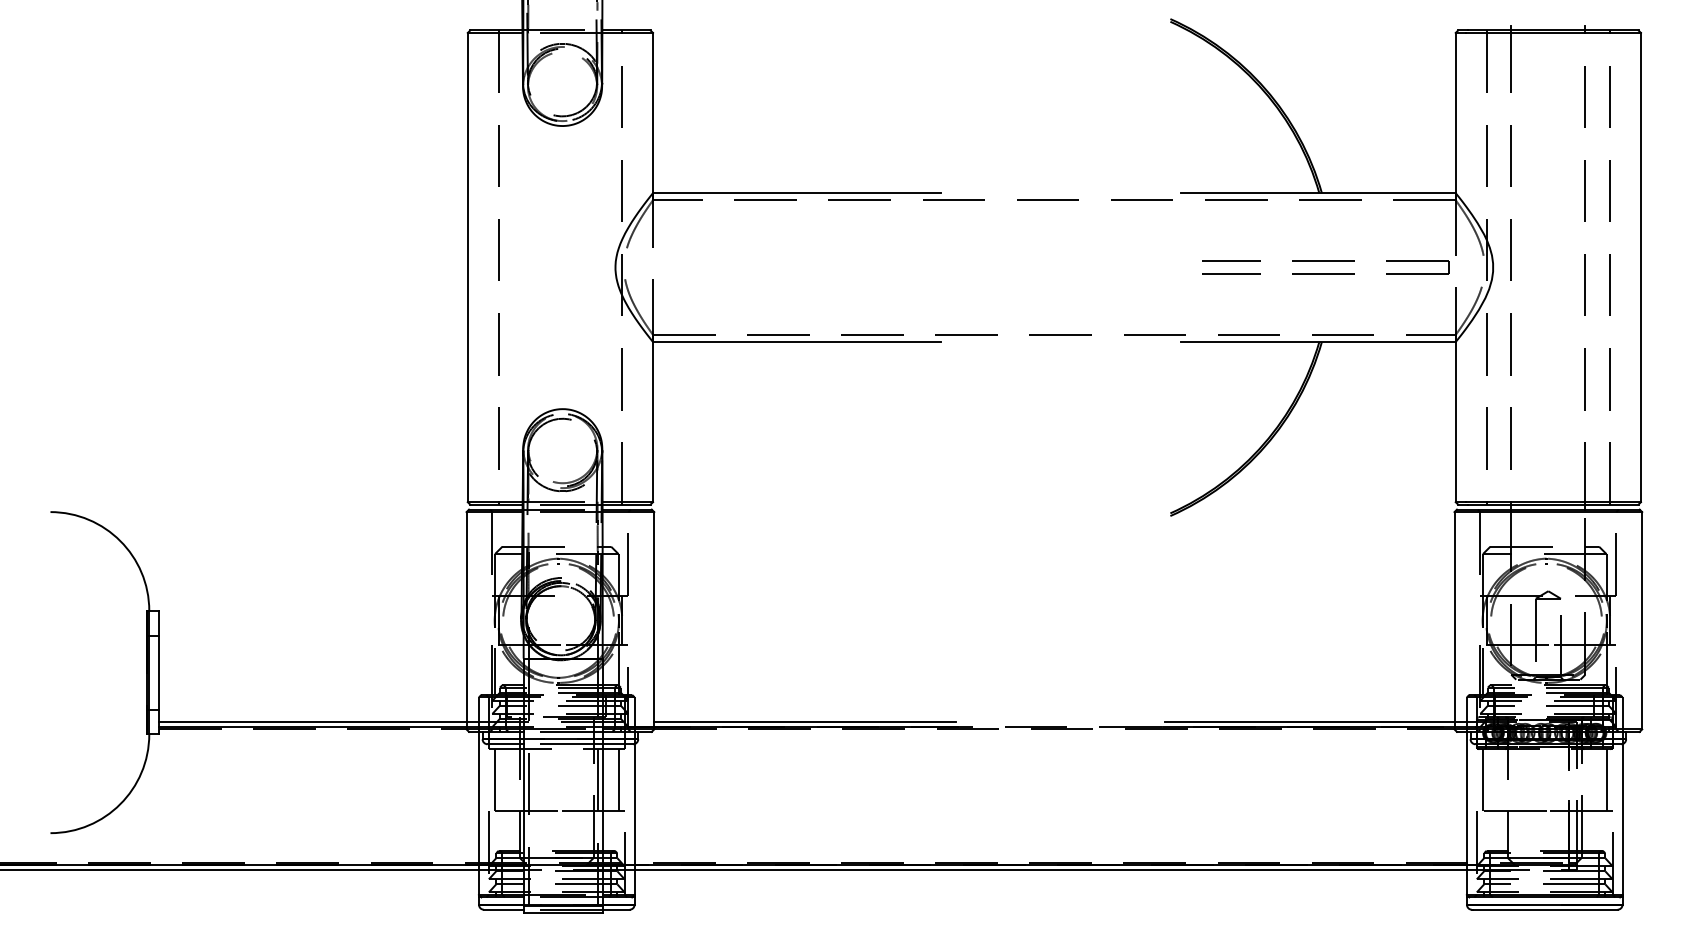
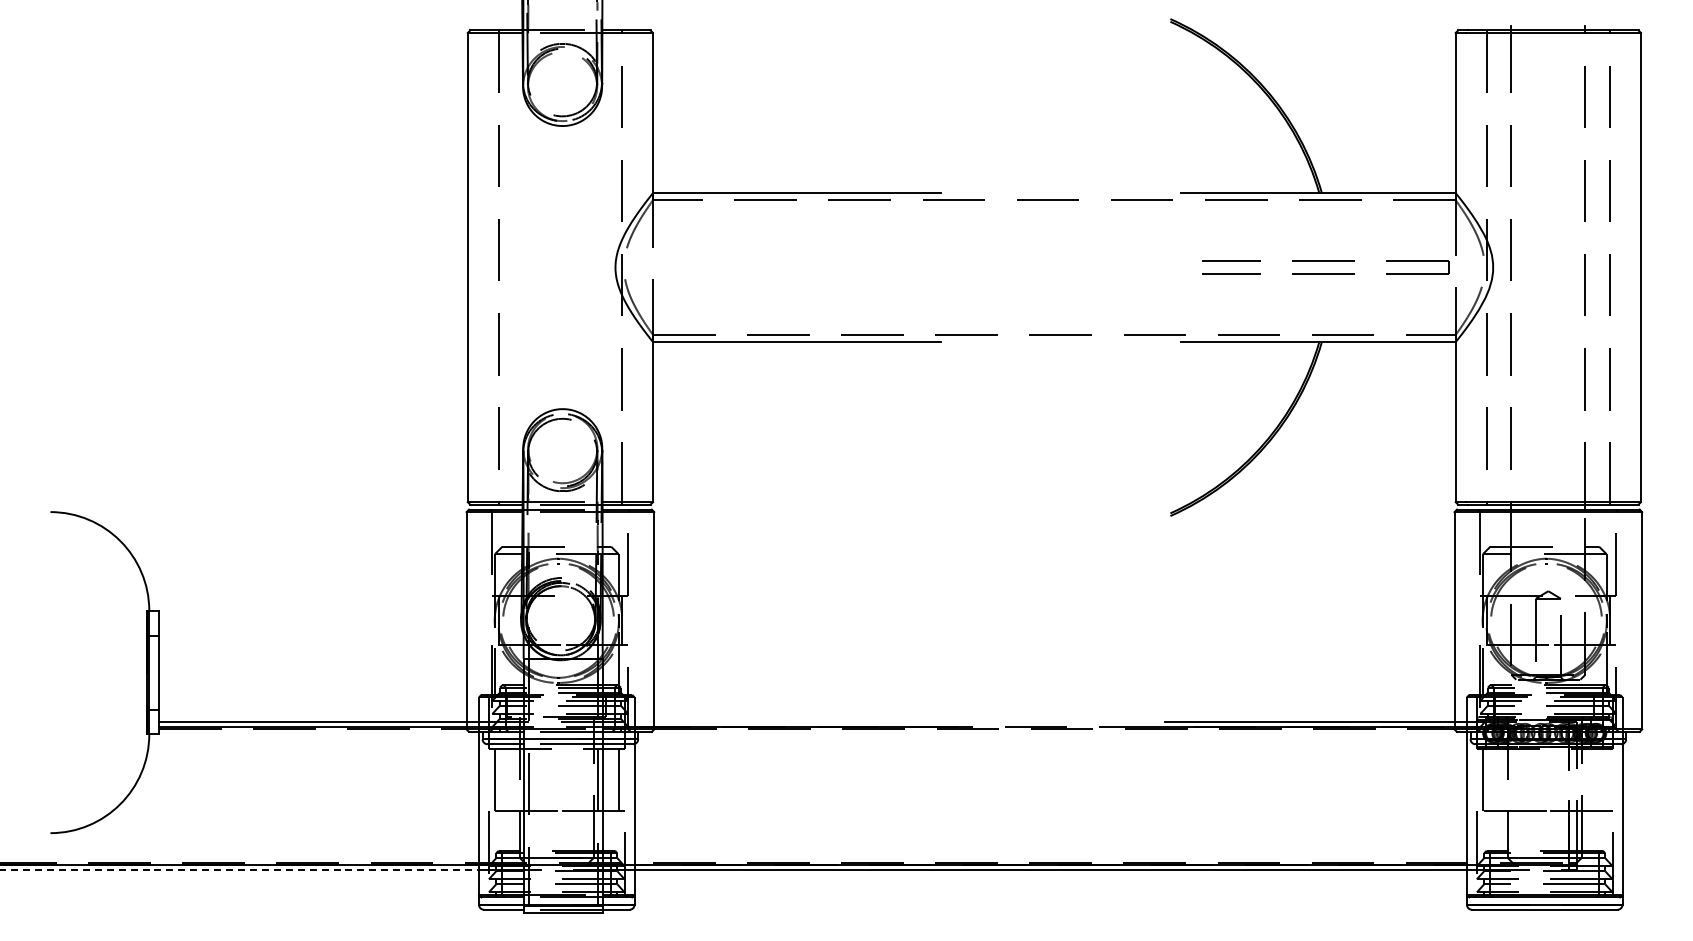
line: present -> none (805, 722)
line: present -> none (1606, 779)
line: solid -> dashed (240, 870)
